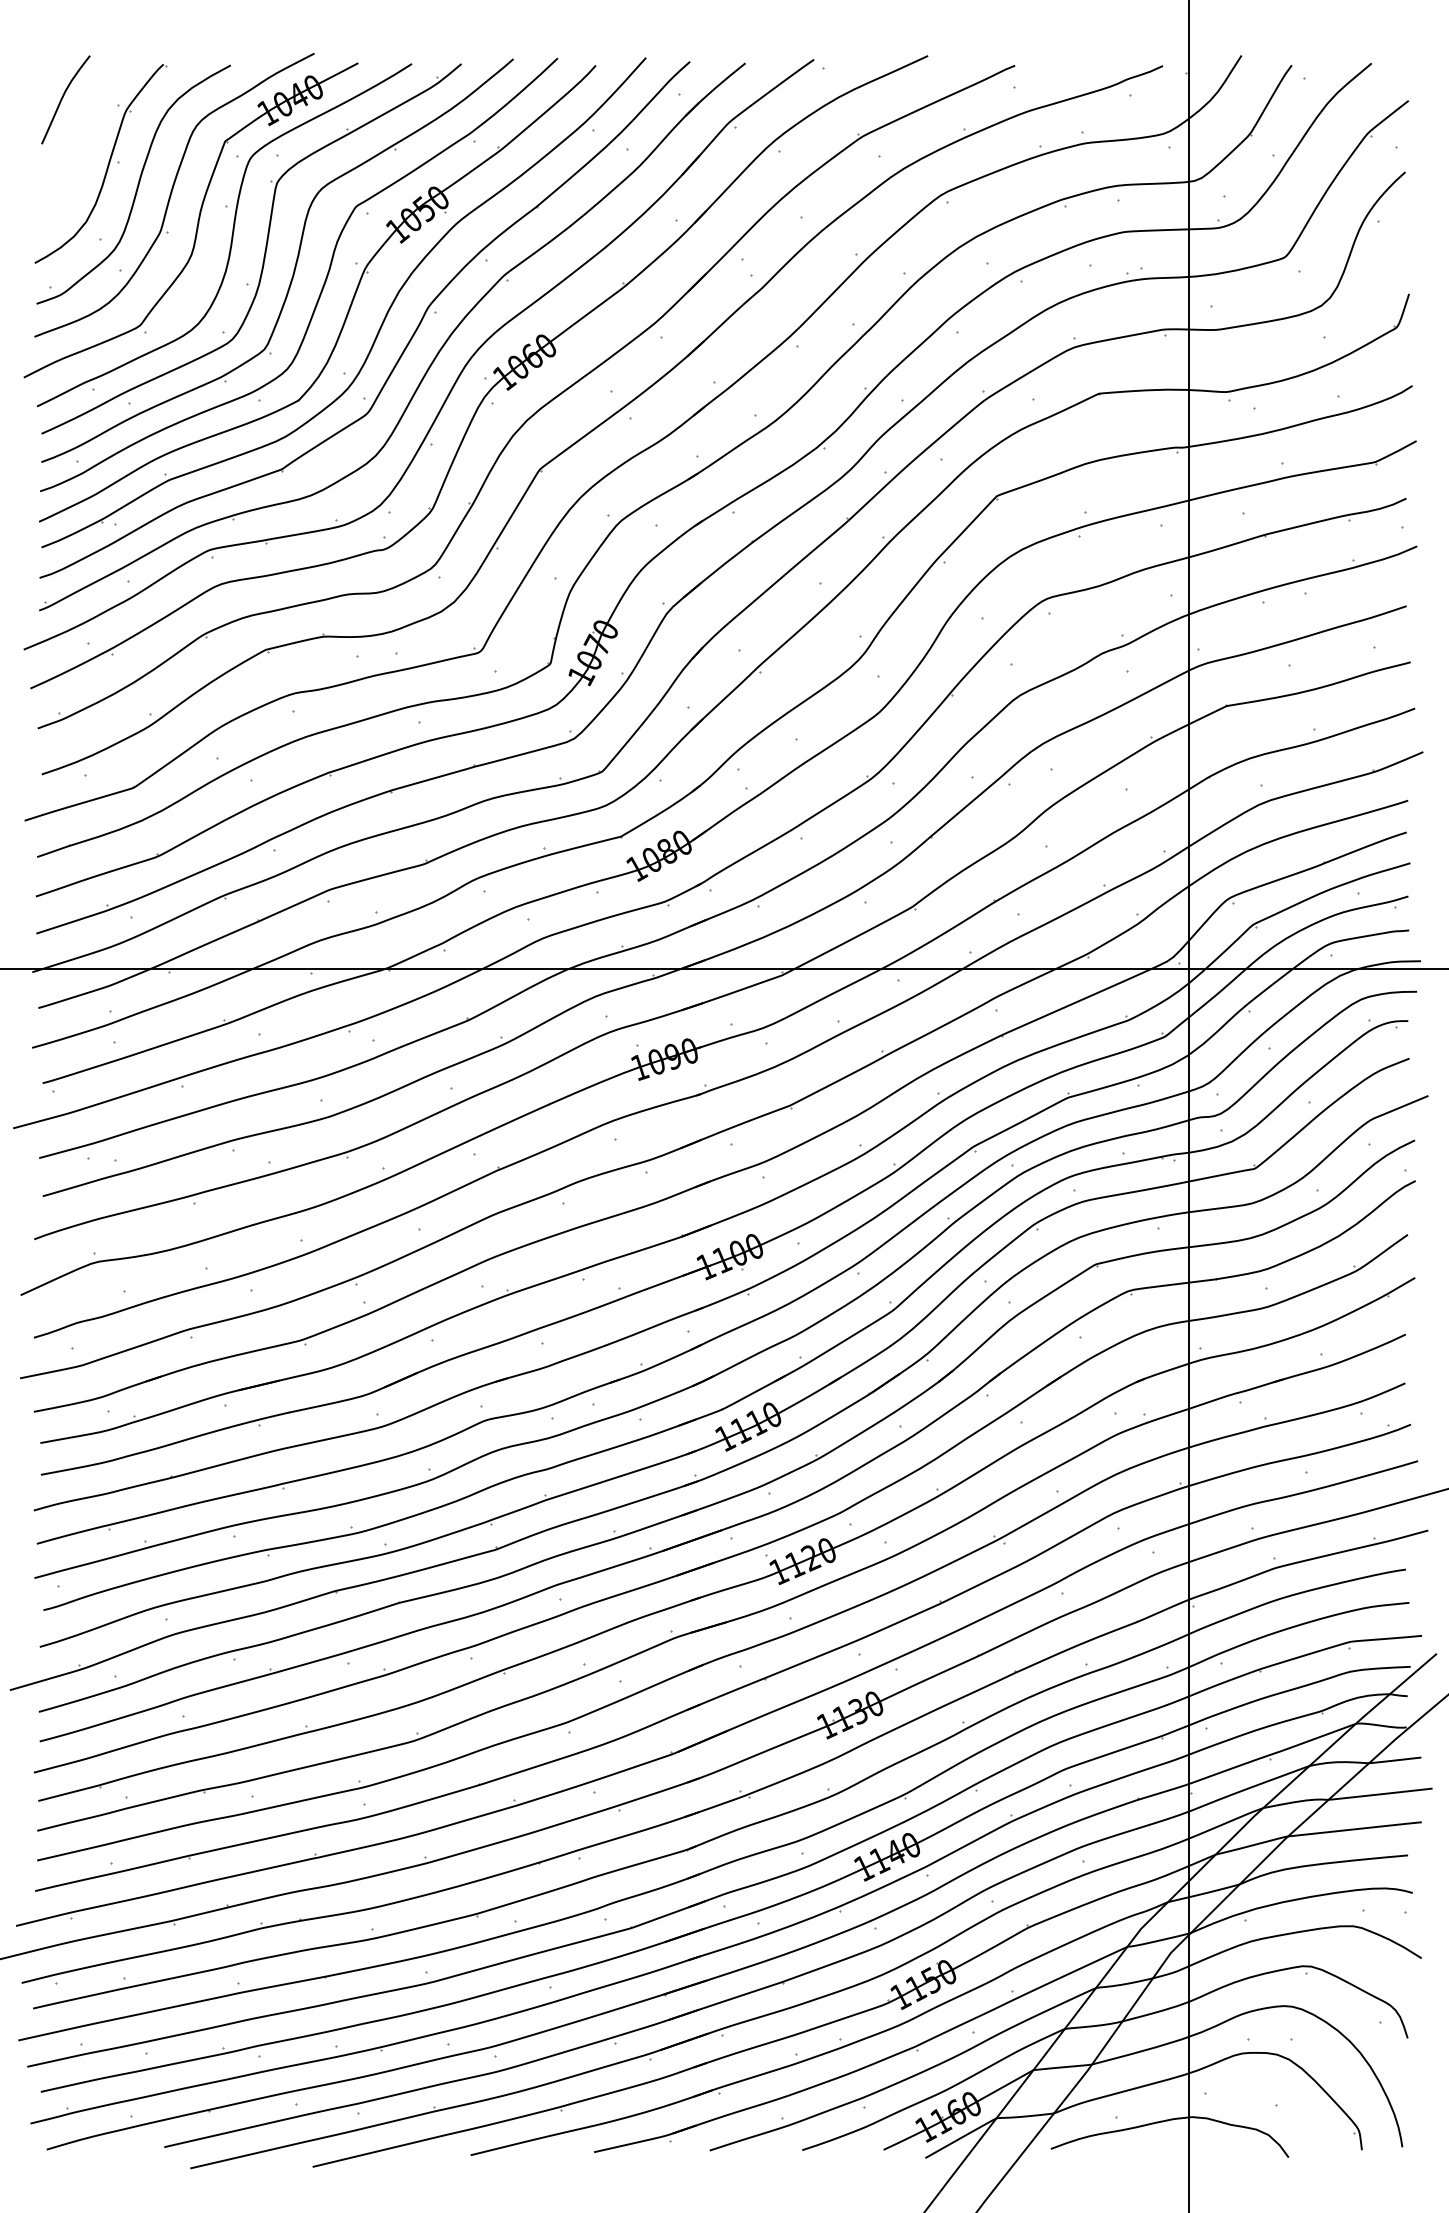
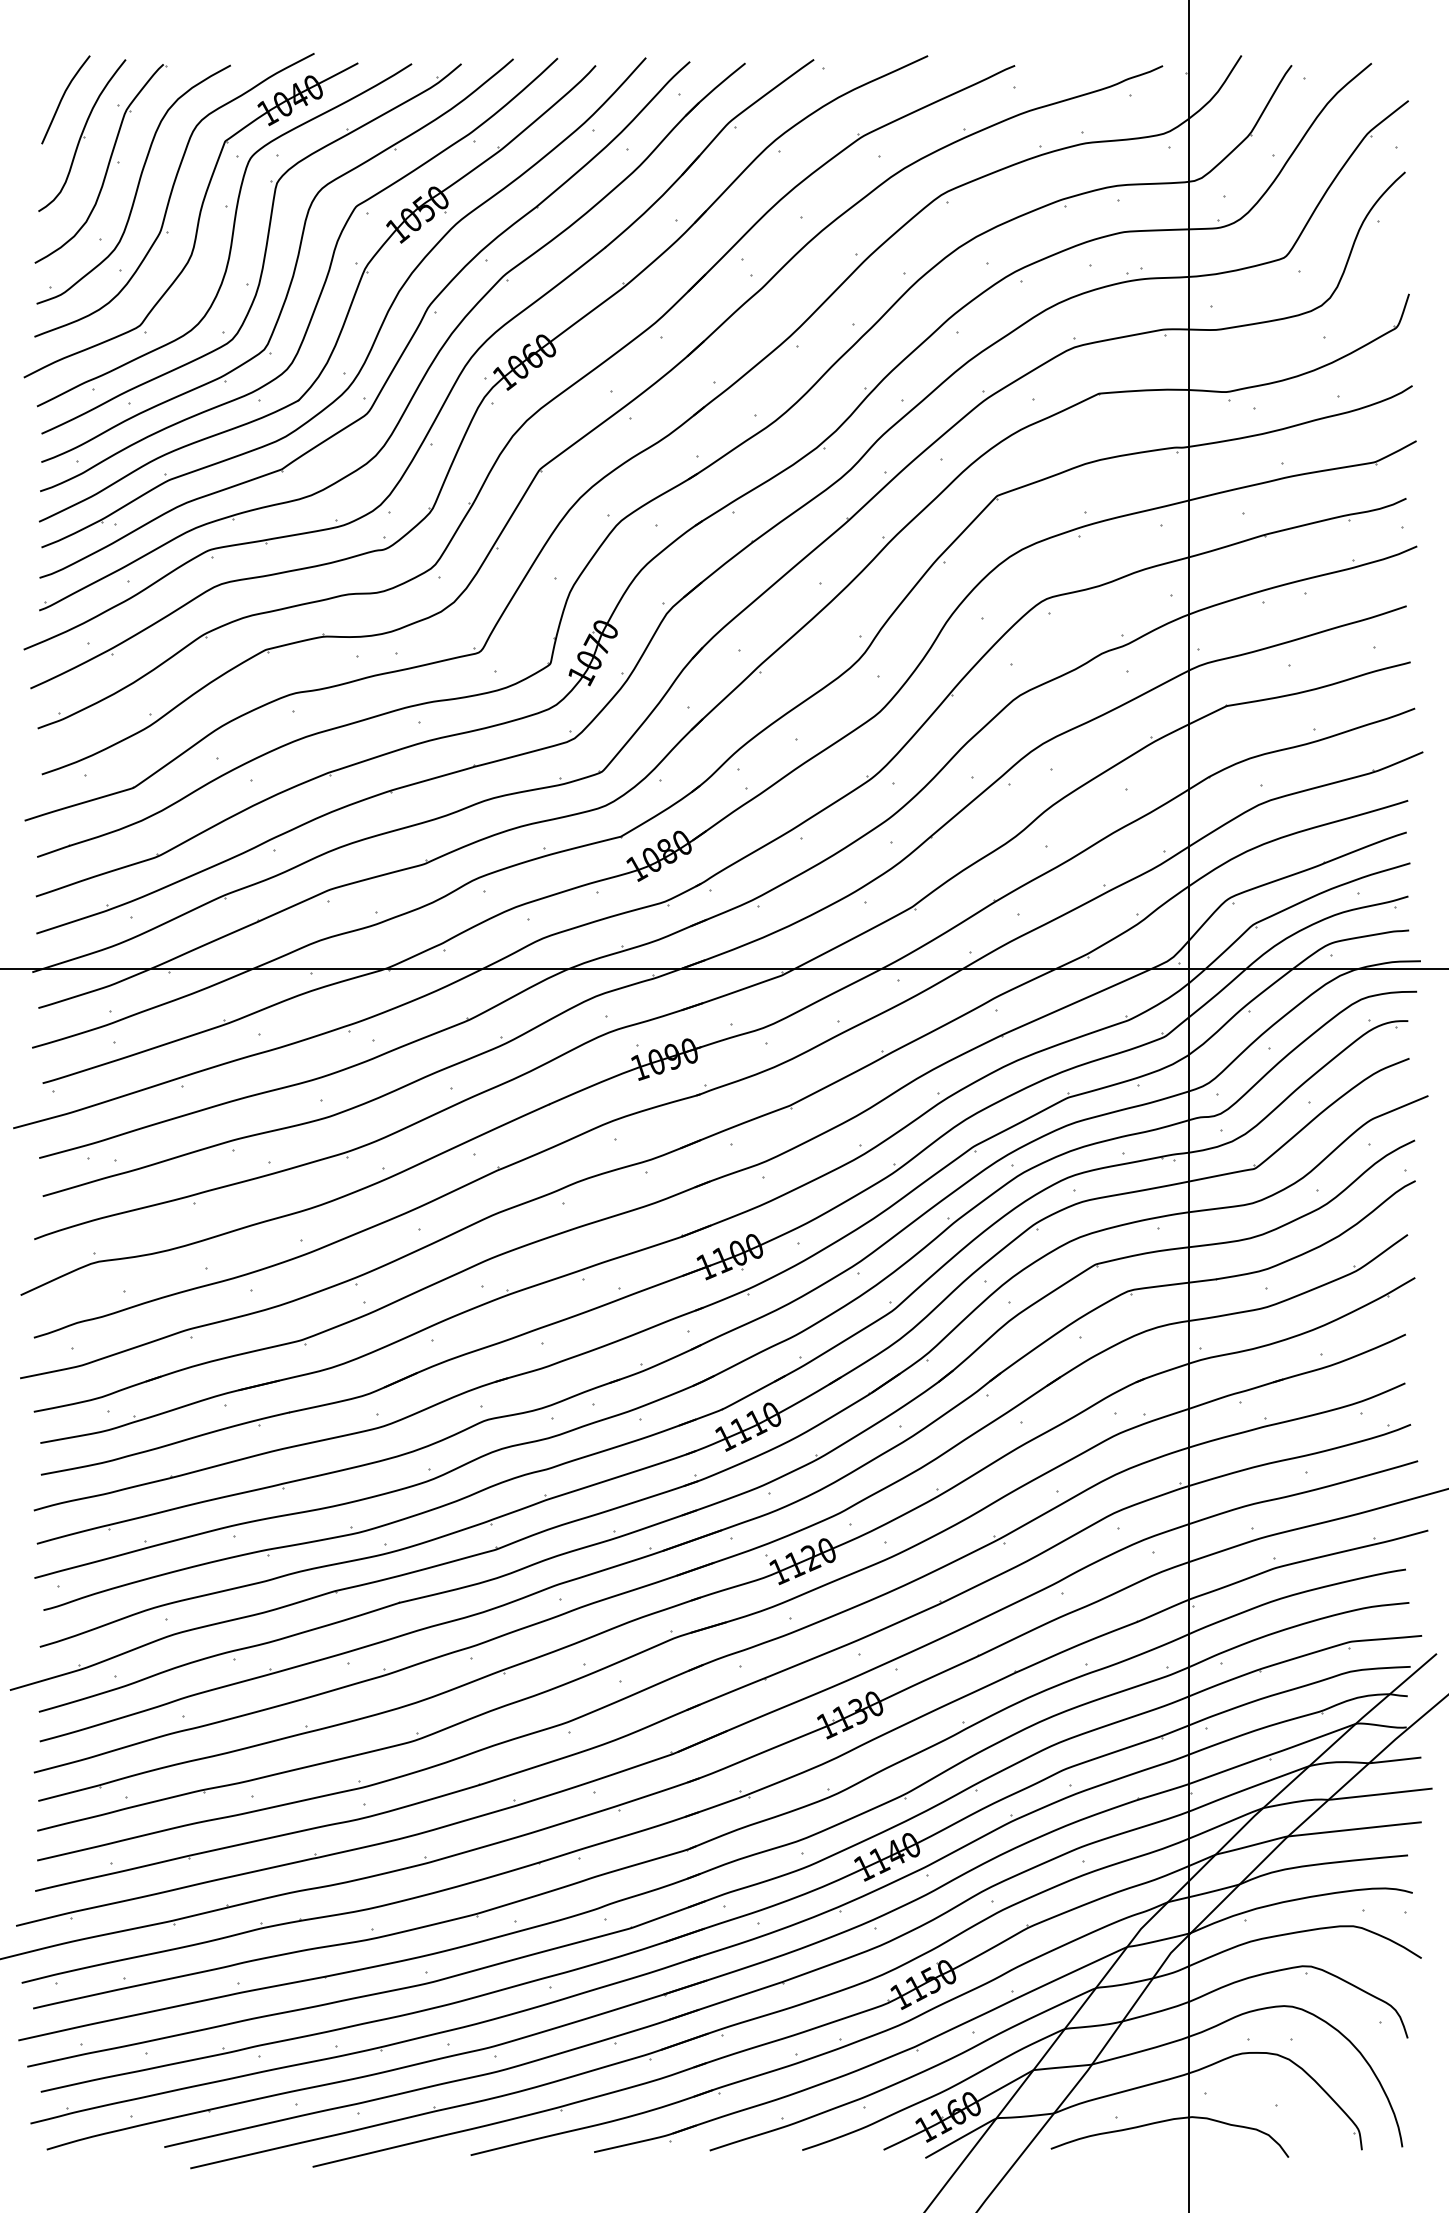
part: none -> present (82, 135)
